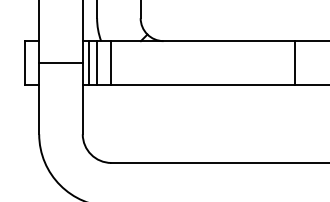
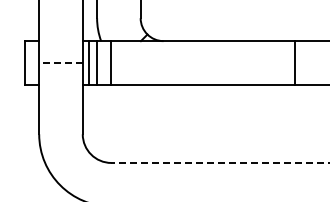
line: solid -> dashed (60, 63)
line: solid -> dashed (220, 162)
